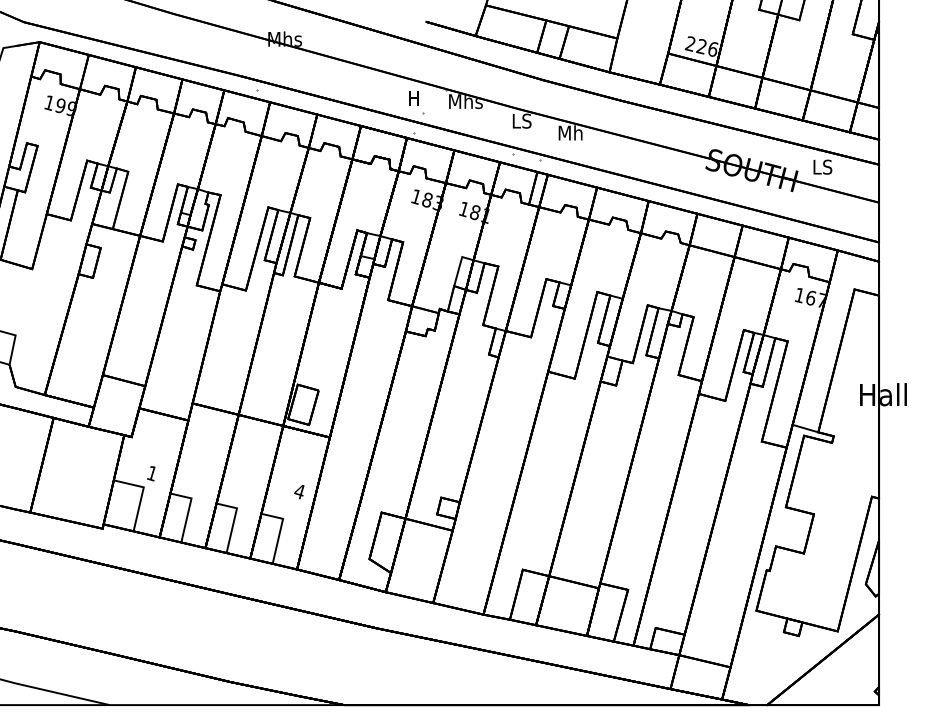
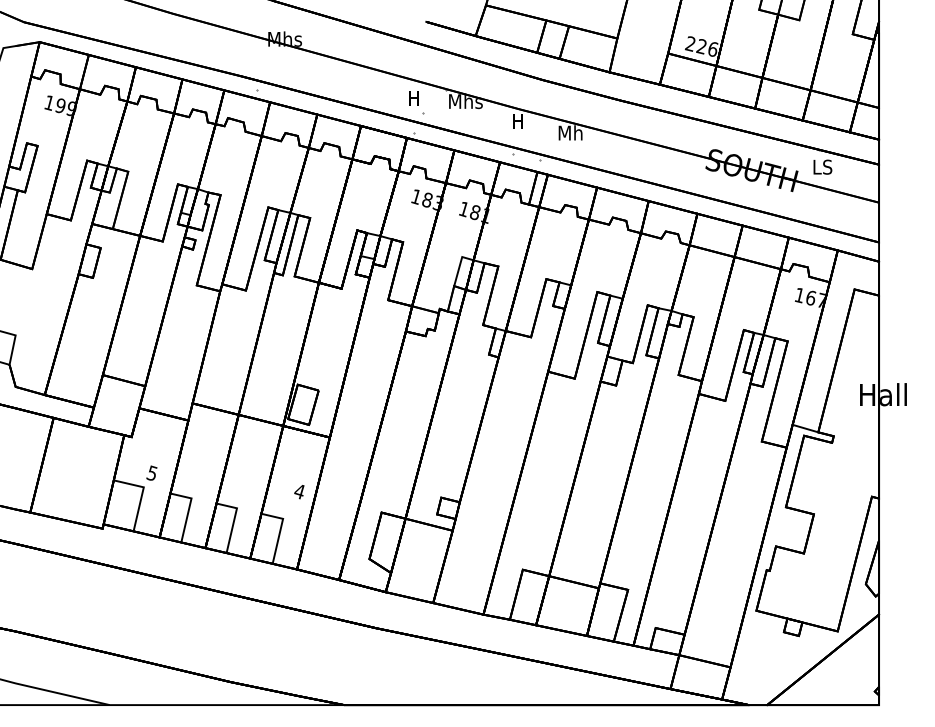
text: LS -> H (521, 120)
text: 1 -> 5 (151, 473)
